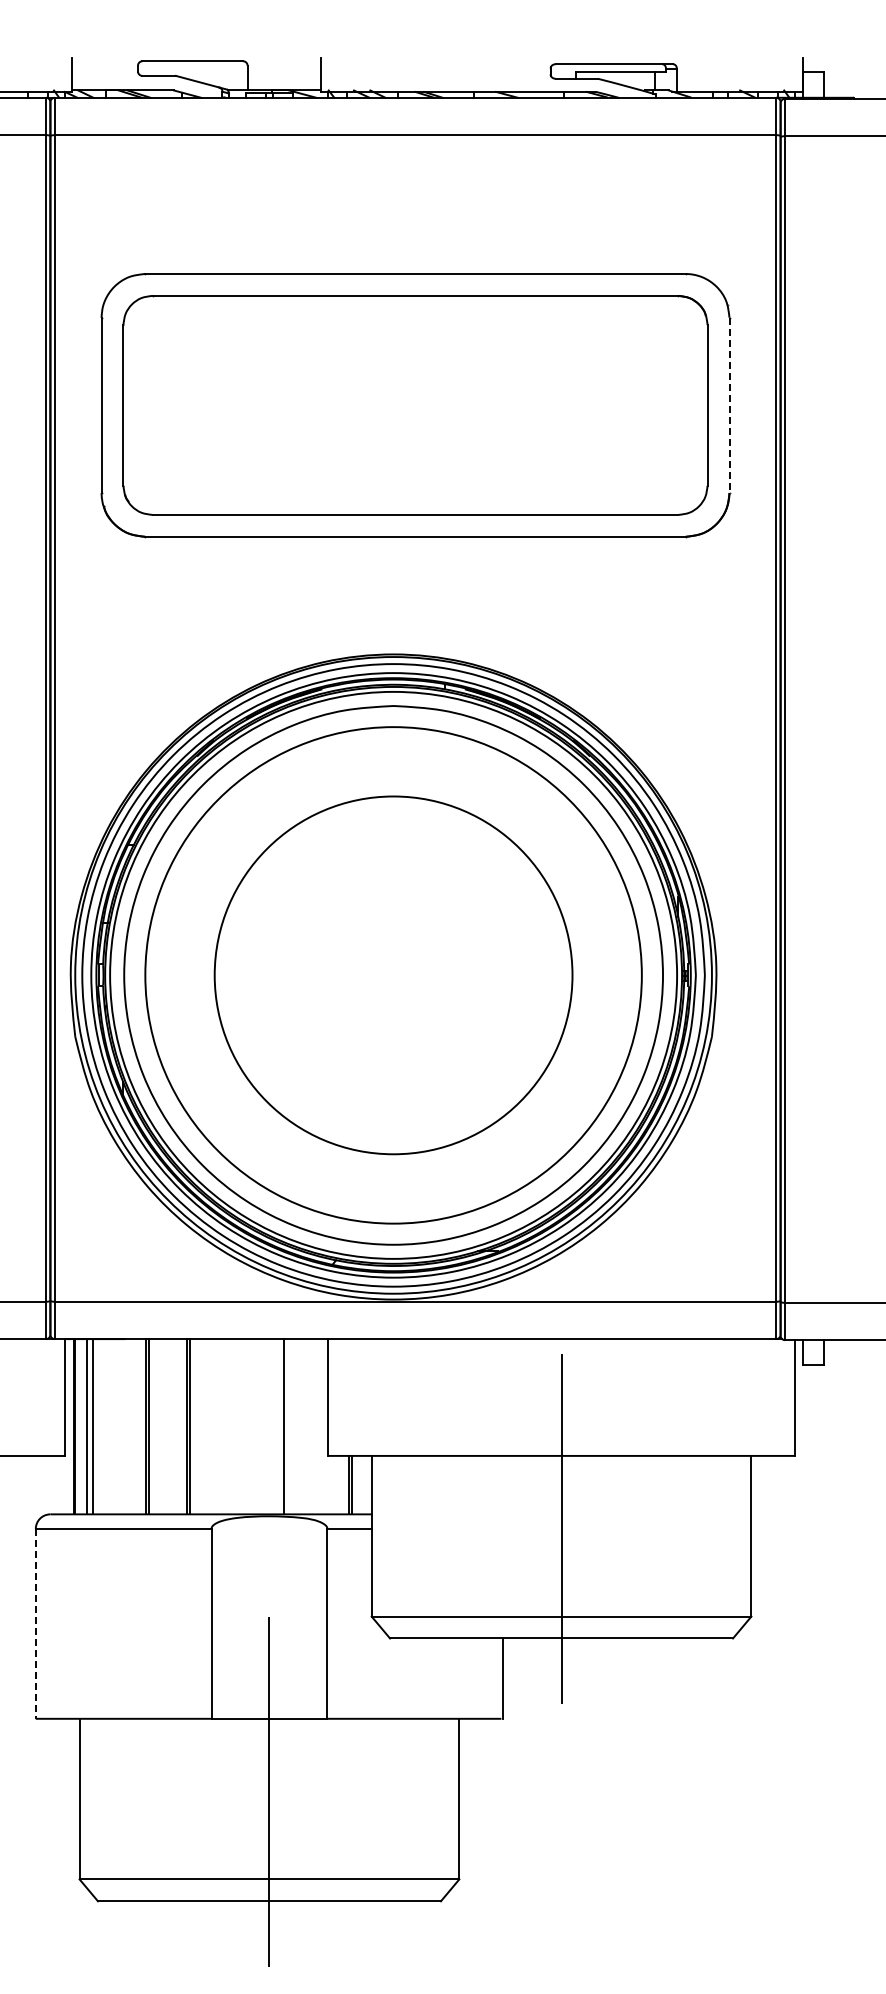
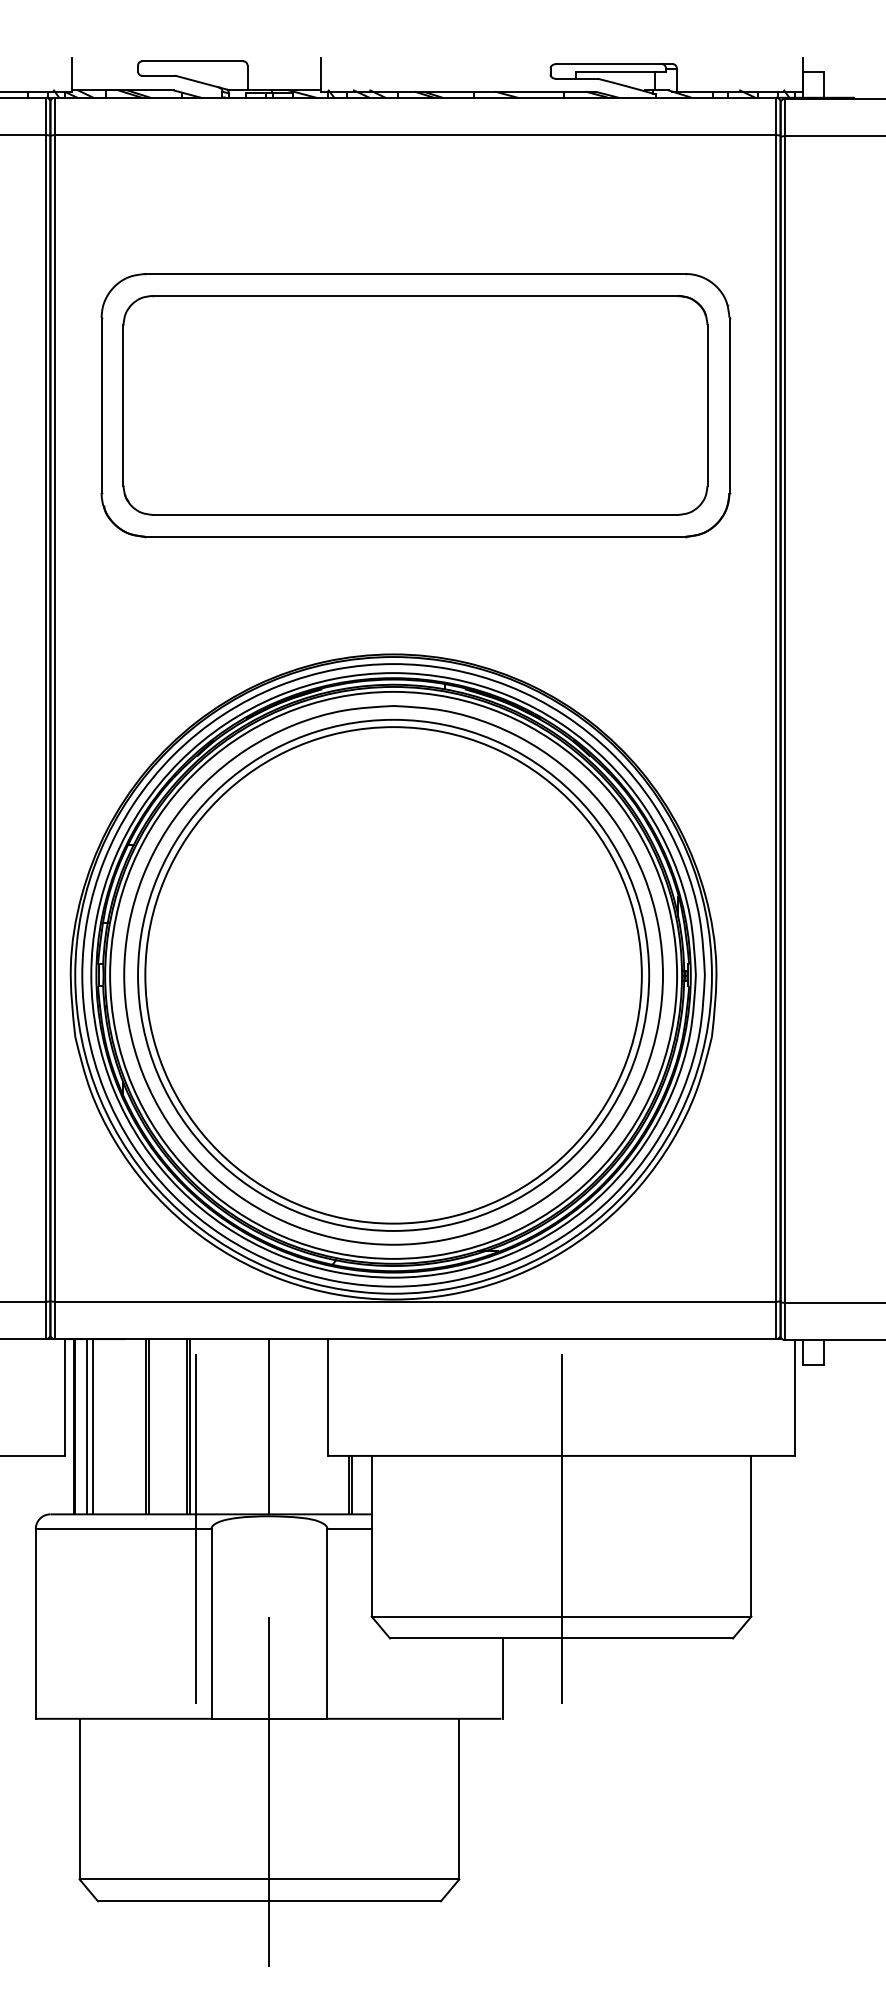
line: dashed -> solid (729, 405)
circle diameter: 358 px -> 511 px (393, 974)
line position: (284, 1426) -> (269, 1426) (269, 1426)
line: none -> present (196, 1528)
line: dashed -> solid (35, 1623)
